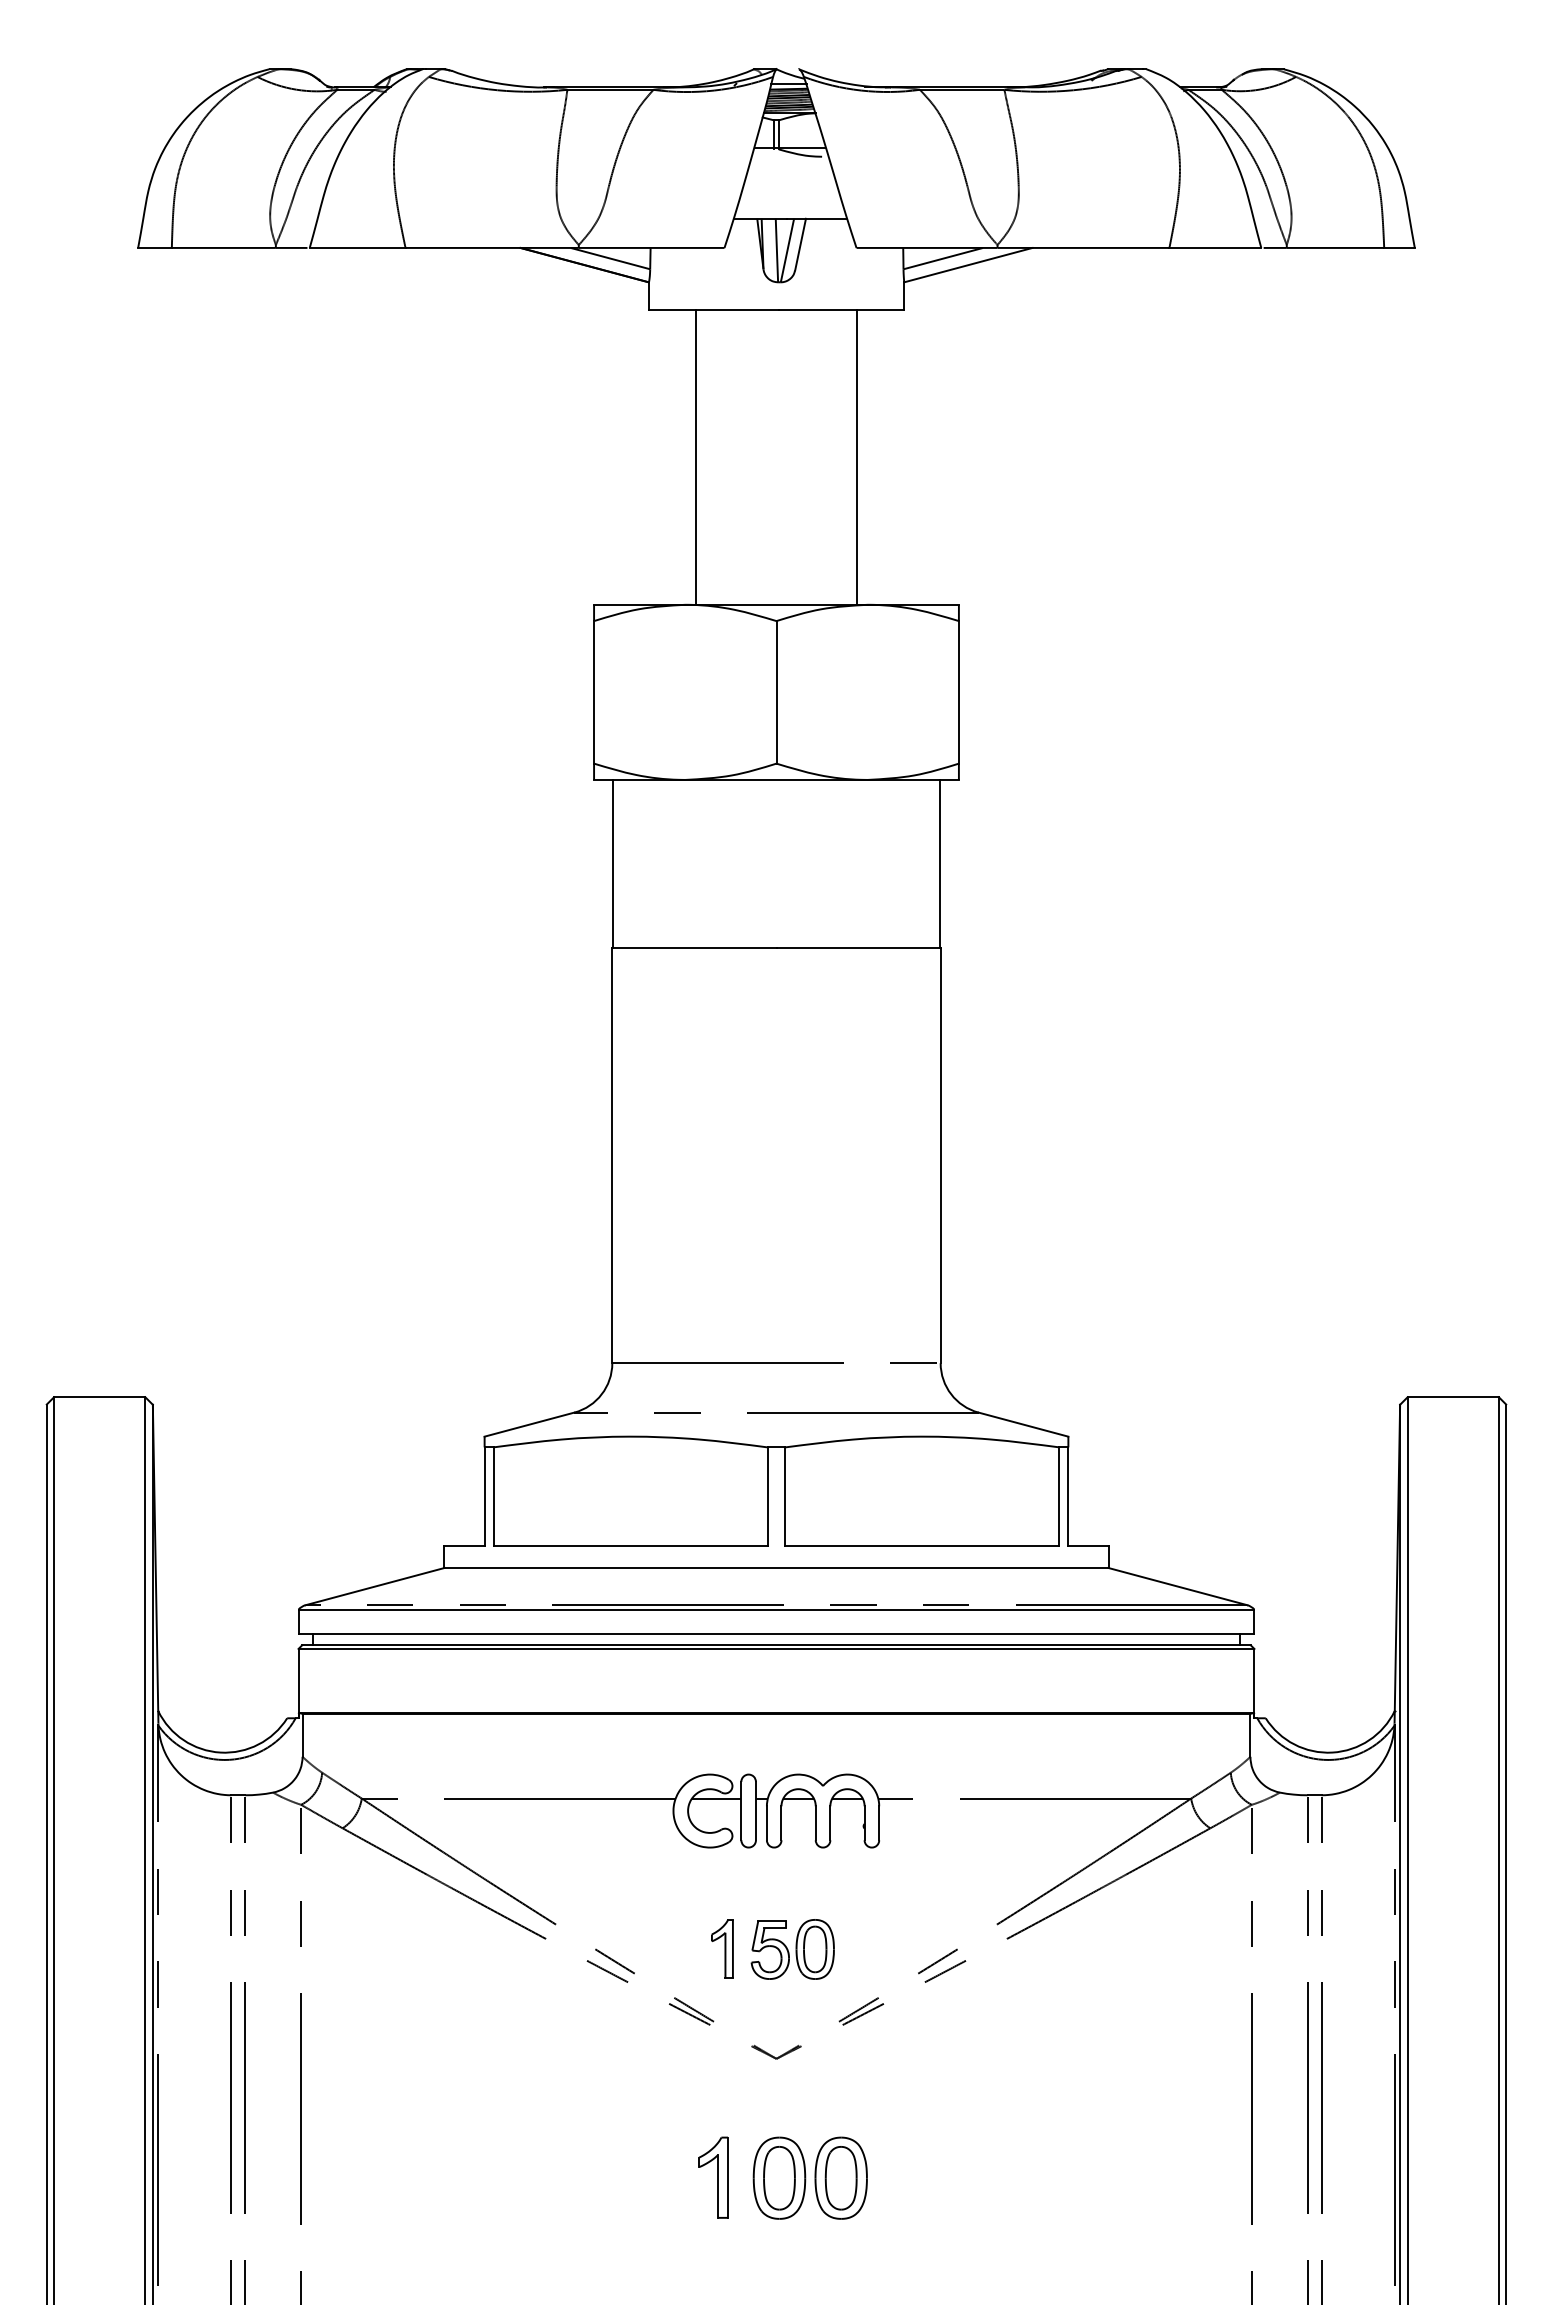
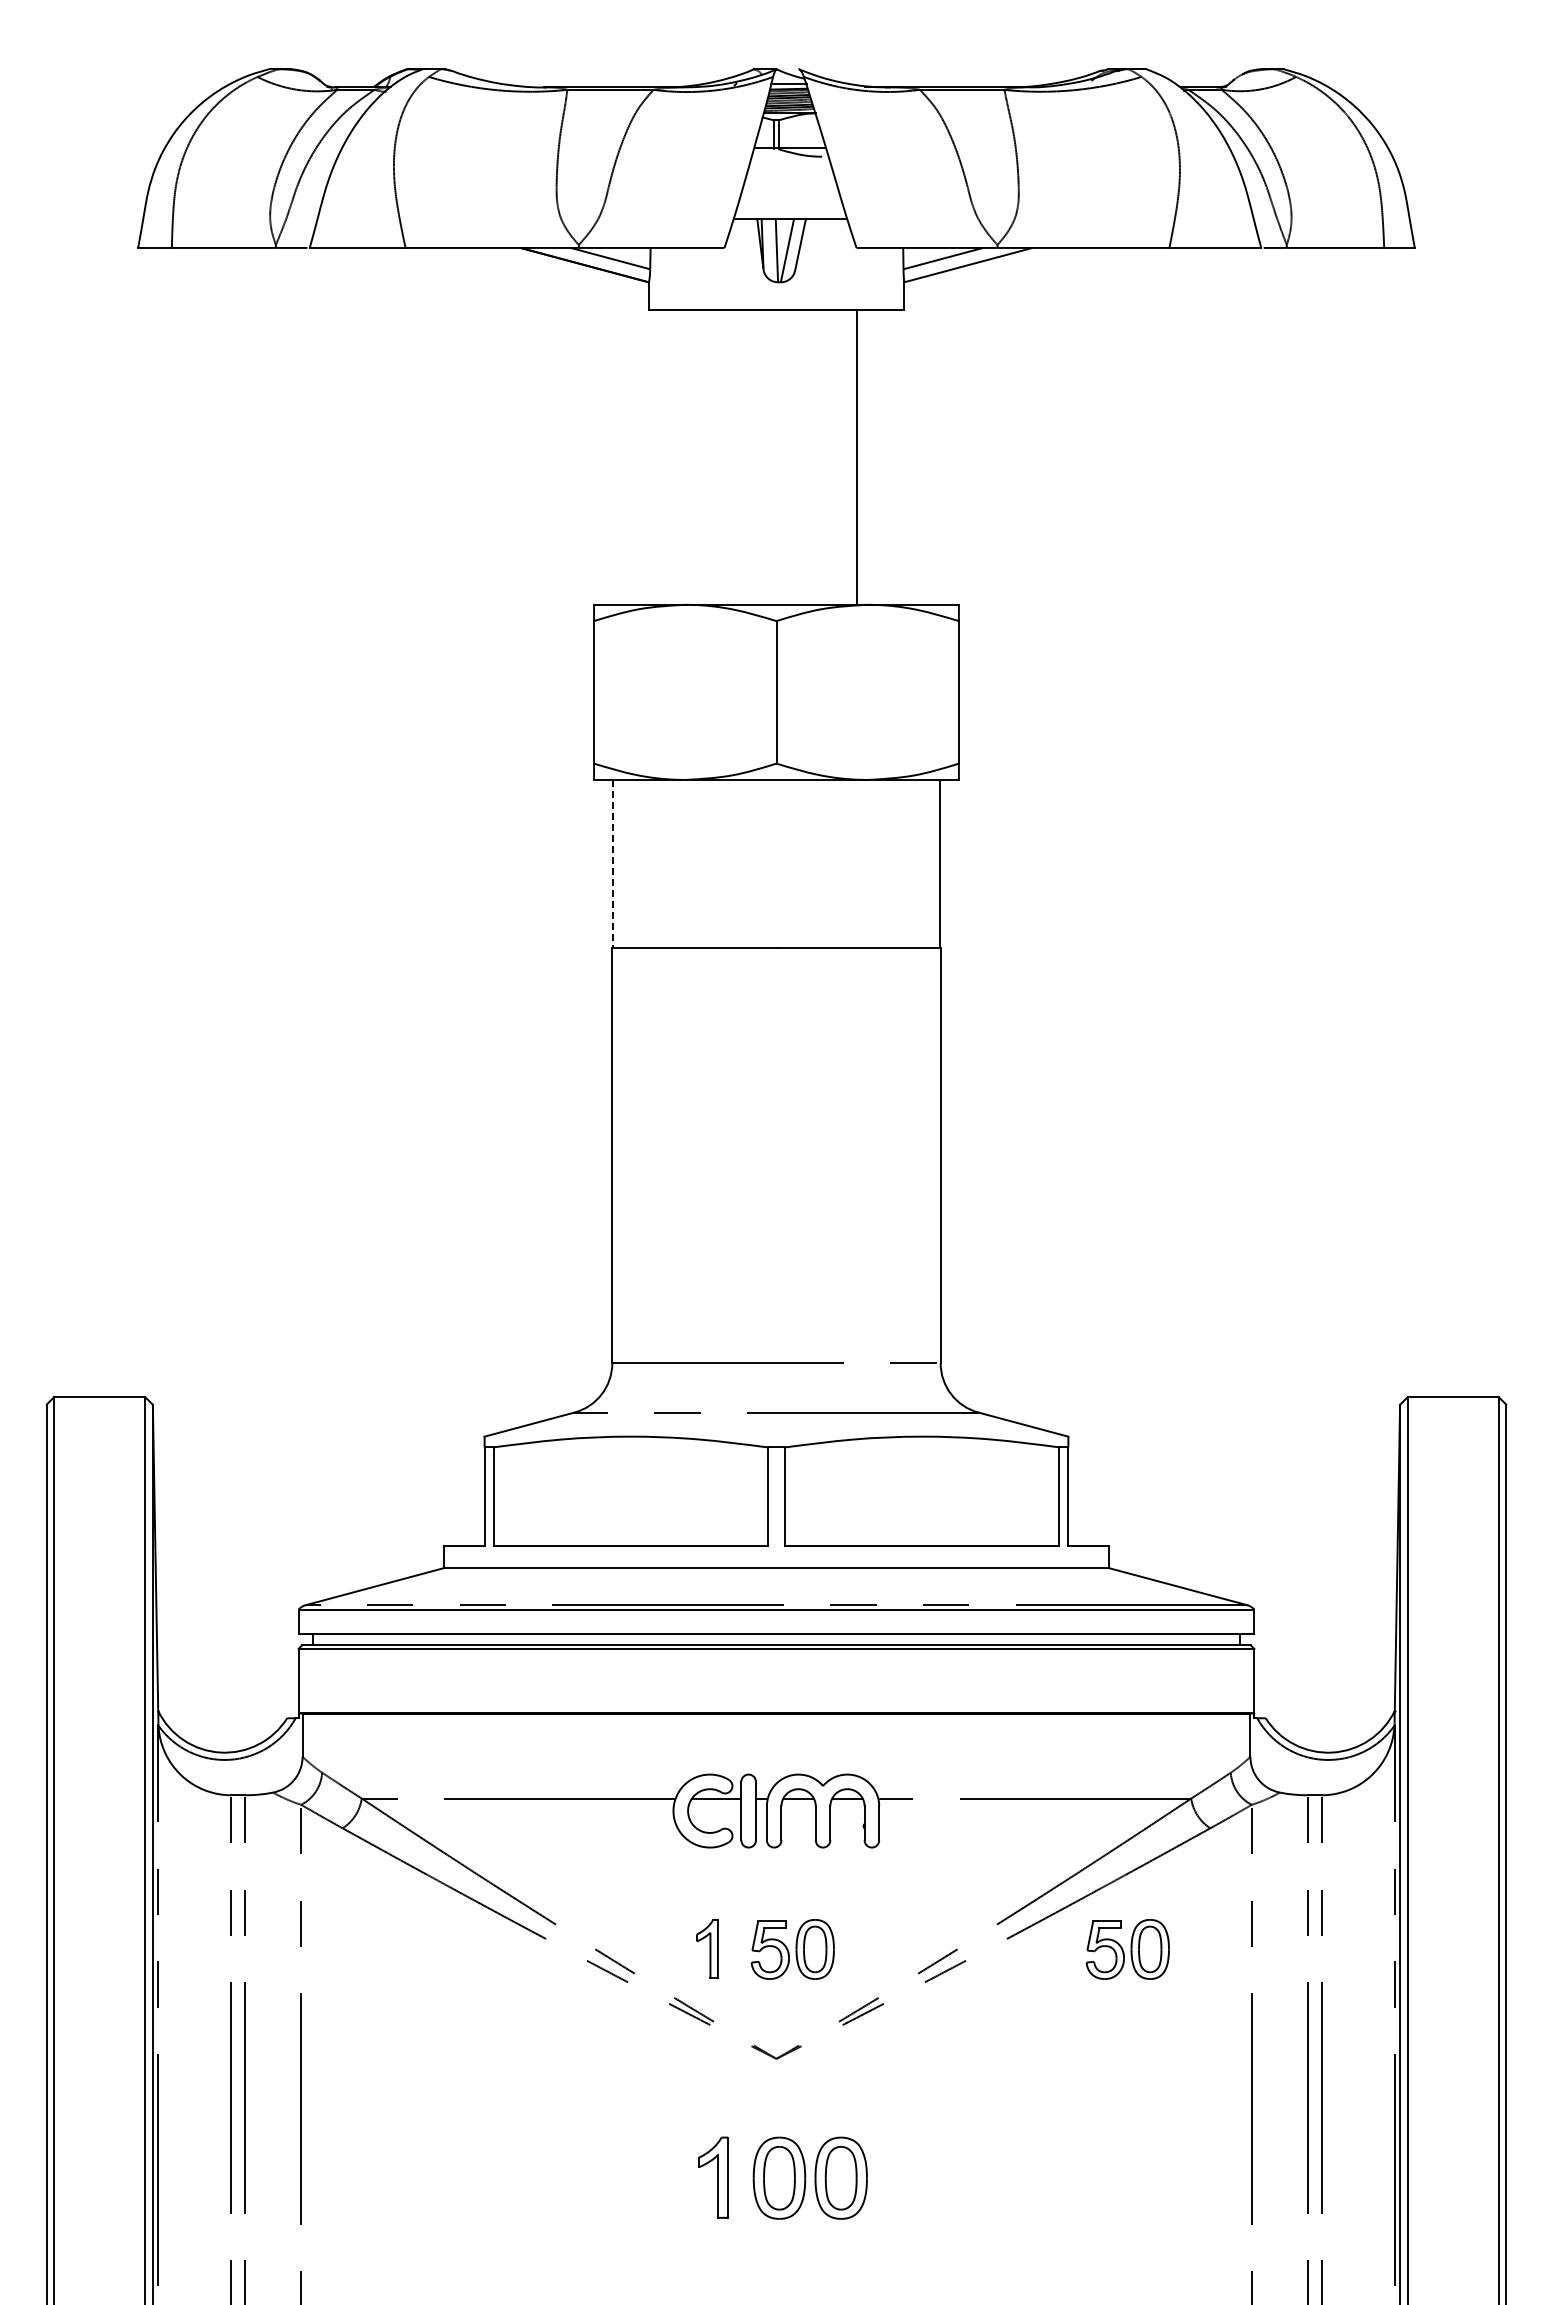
line: present -> none (696, 457)
line: solid -> dashed (613, 863)
part position: (722, 1948) -> (707, 1948) (707, 1948)
part: none -> present (1127, 1949)
